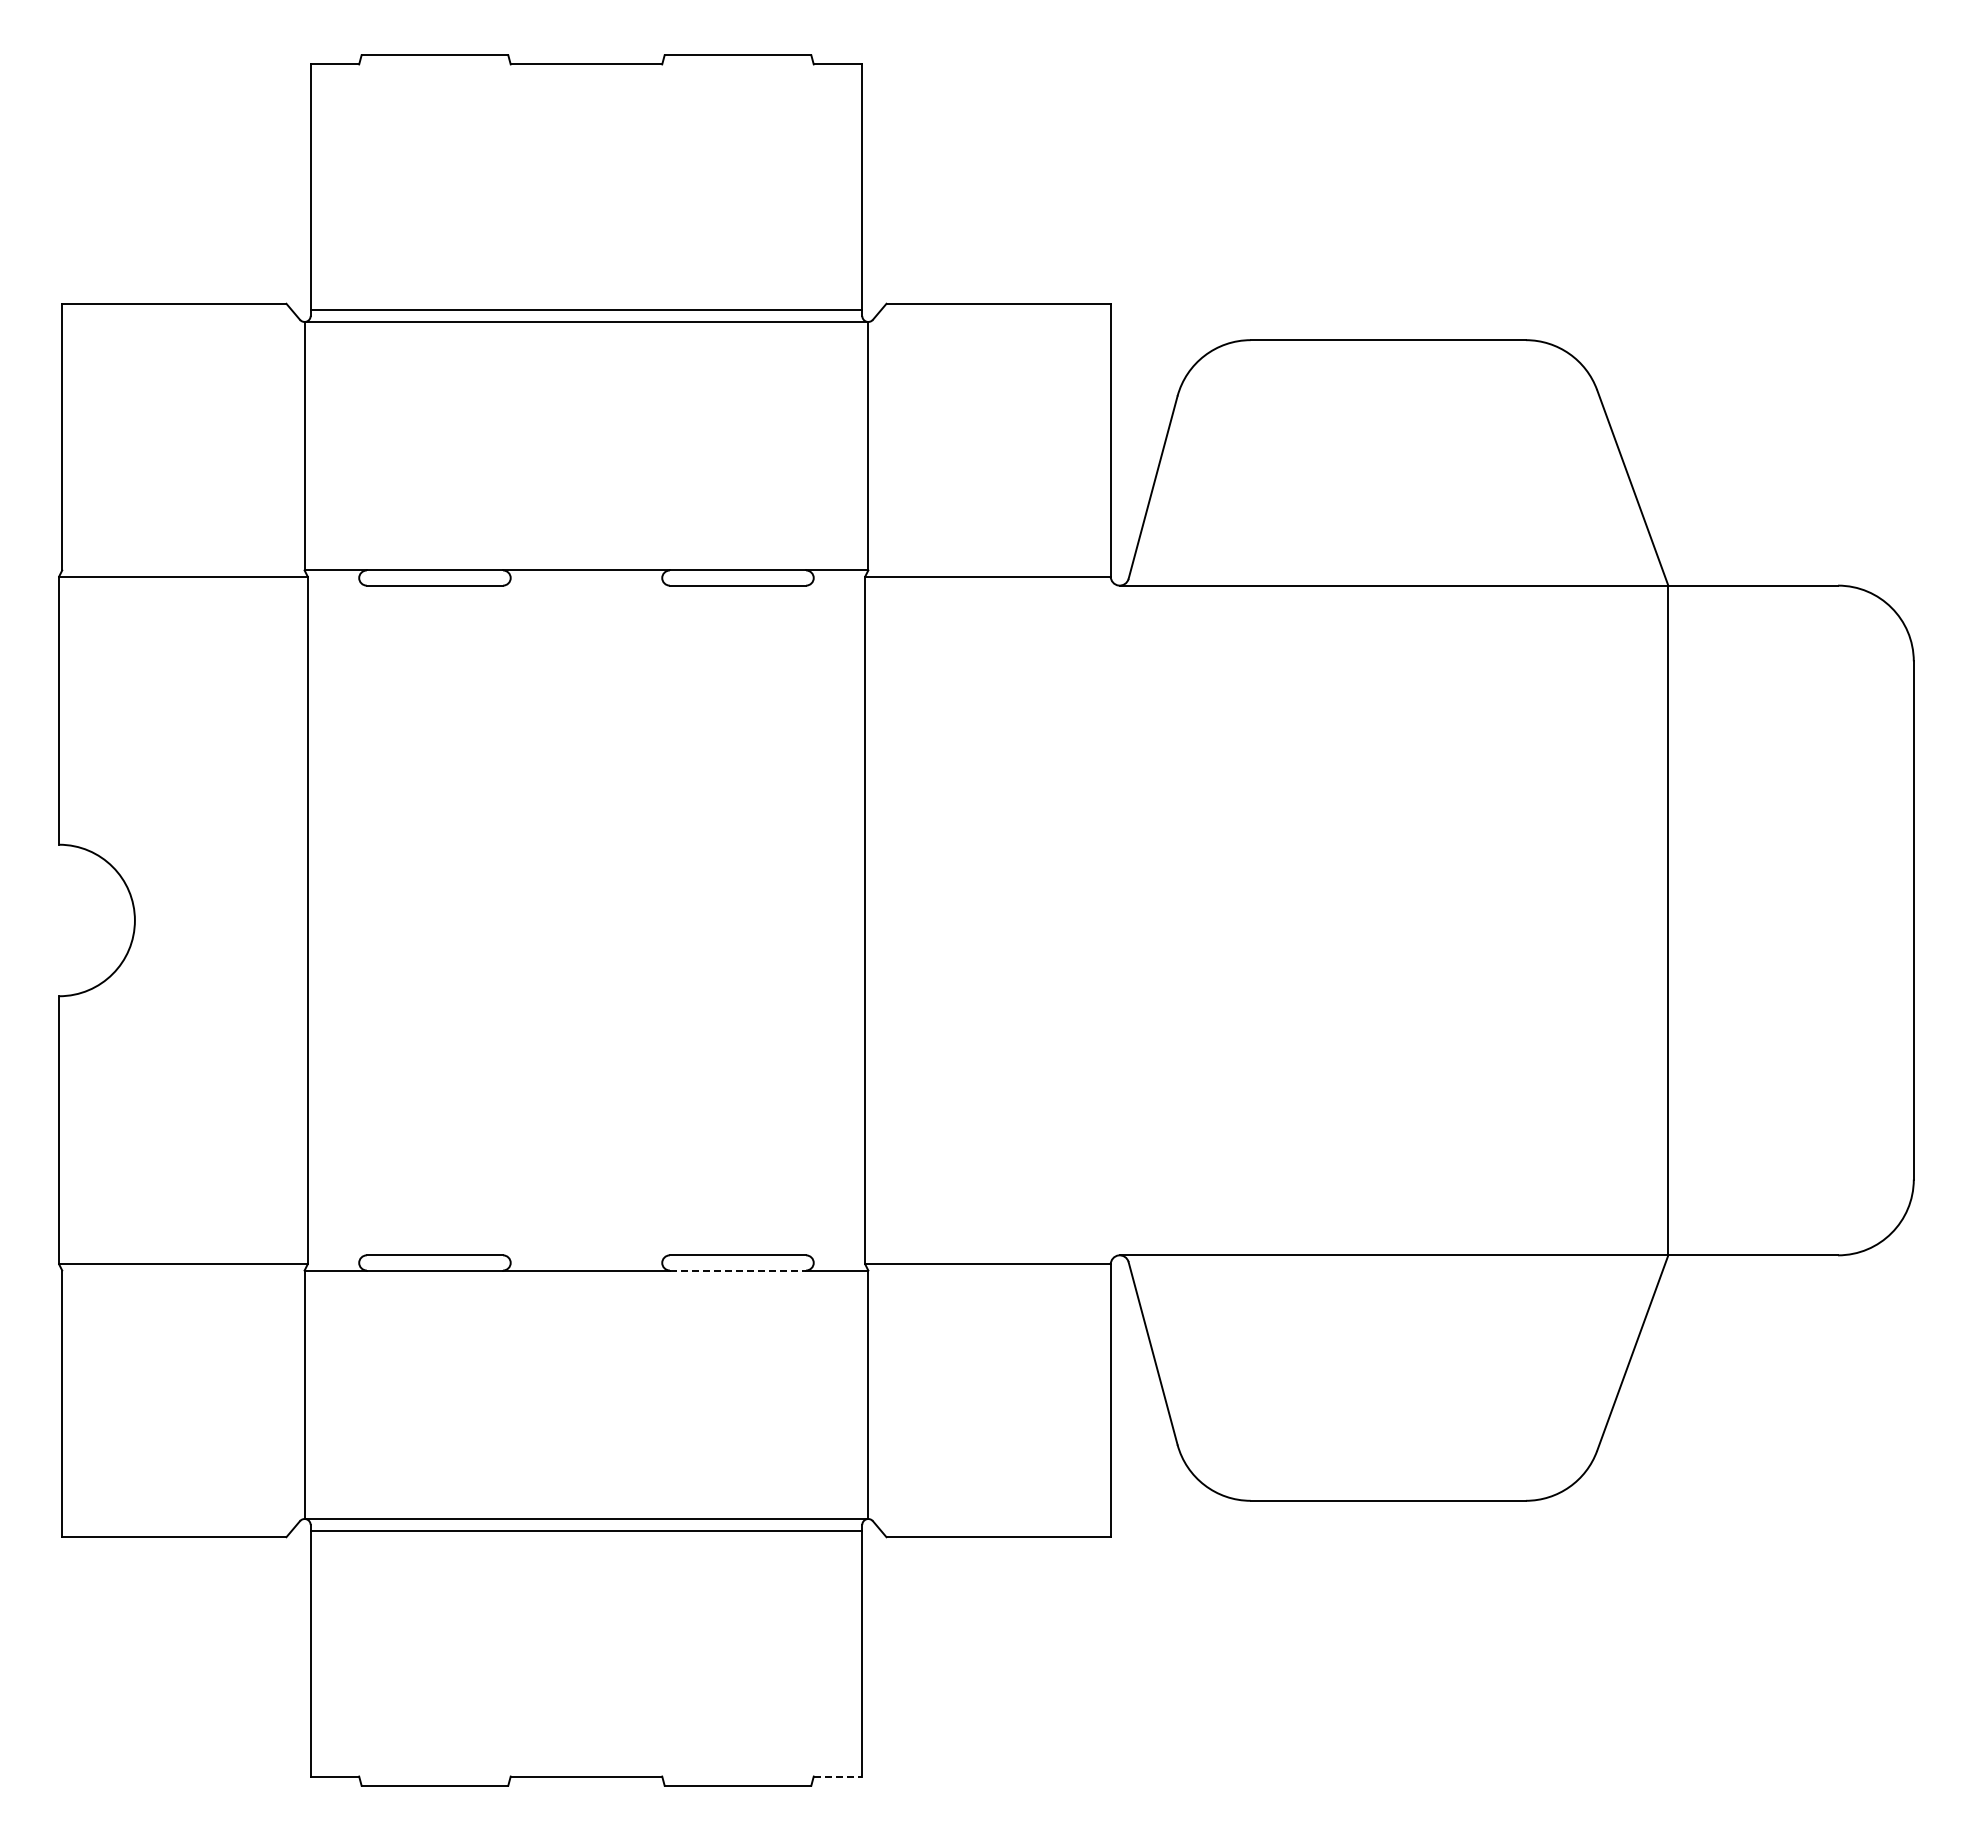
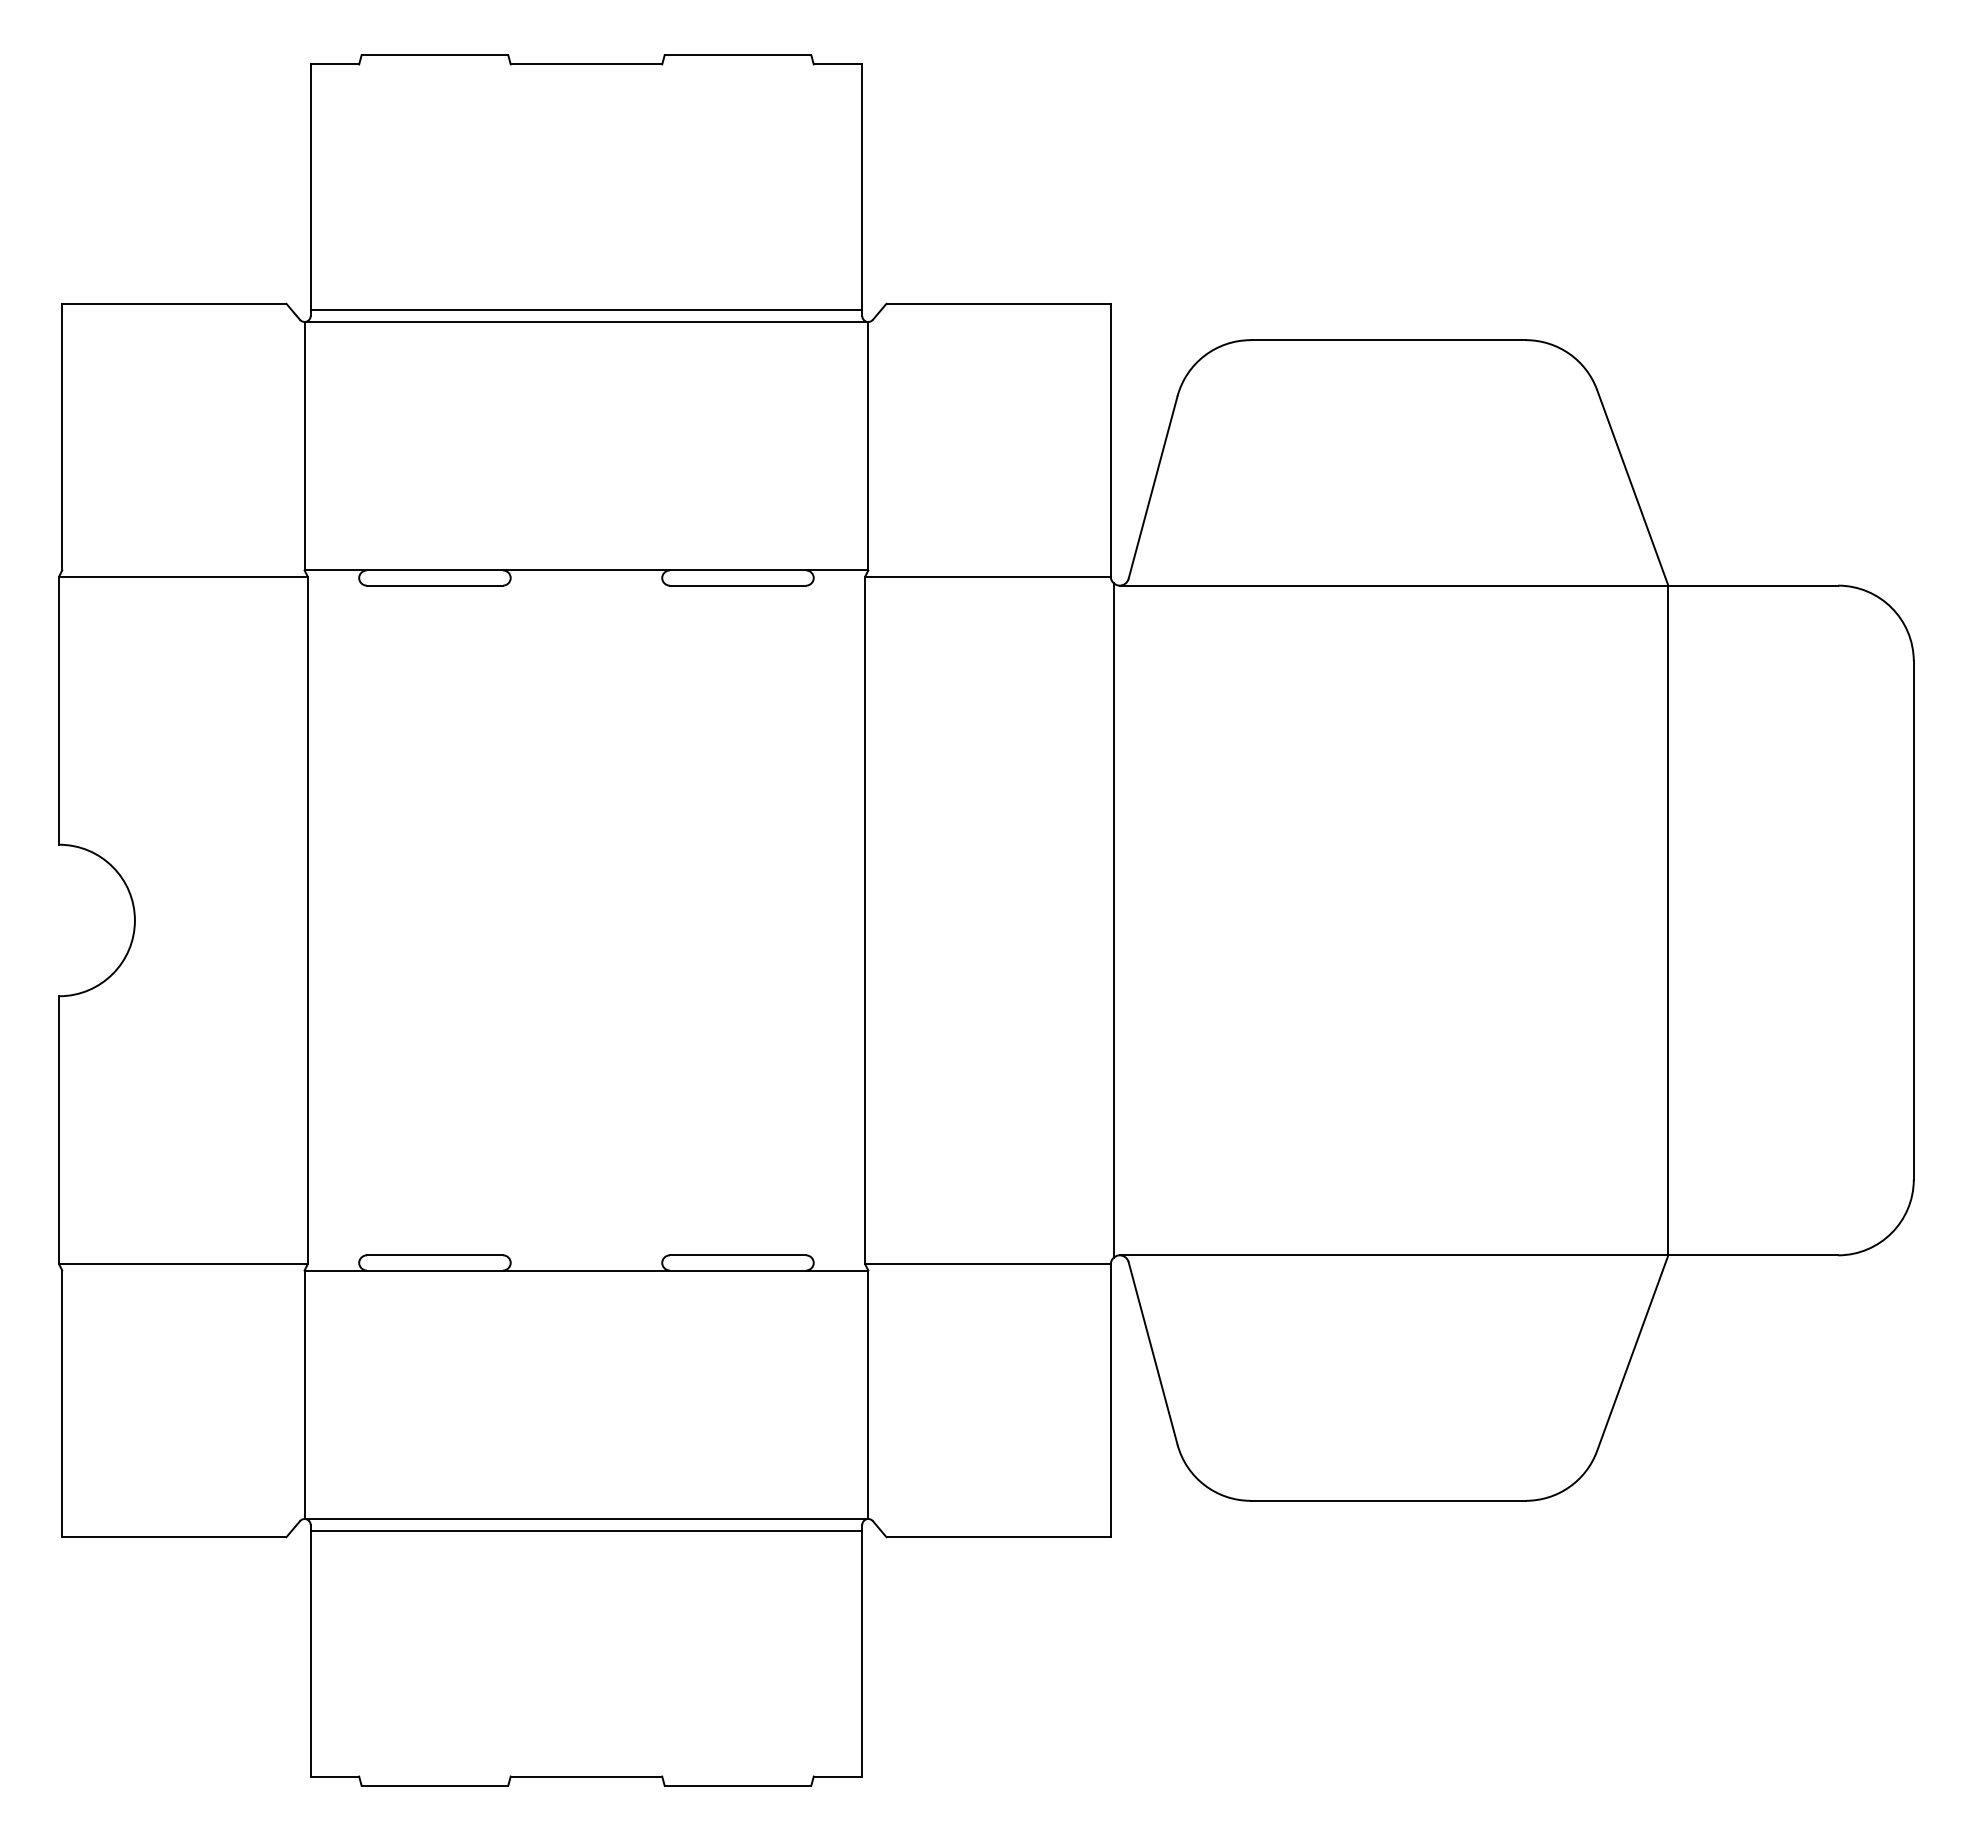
line: none -> present (1113, 920)
line: dashed -> solid (738, 1270)
line: dashed -> solid (838, 1776)
